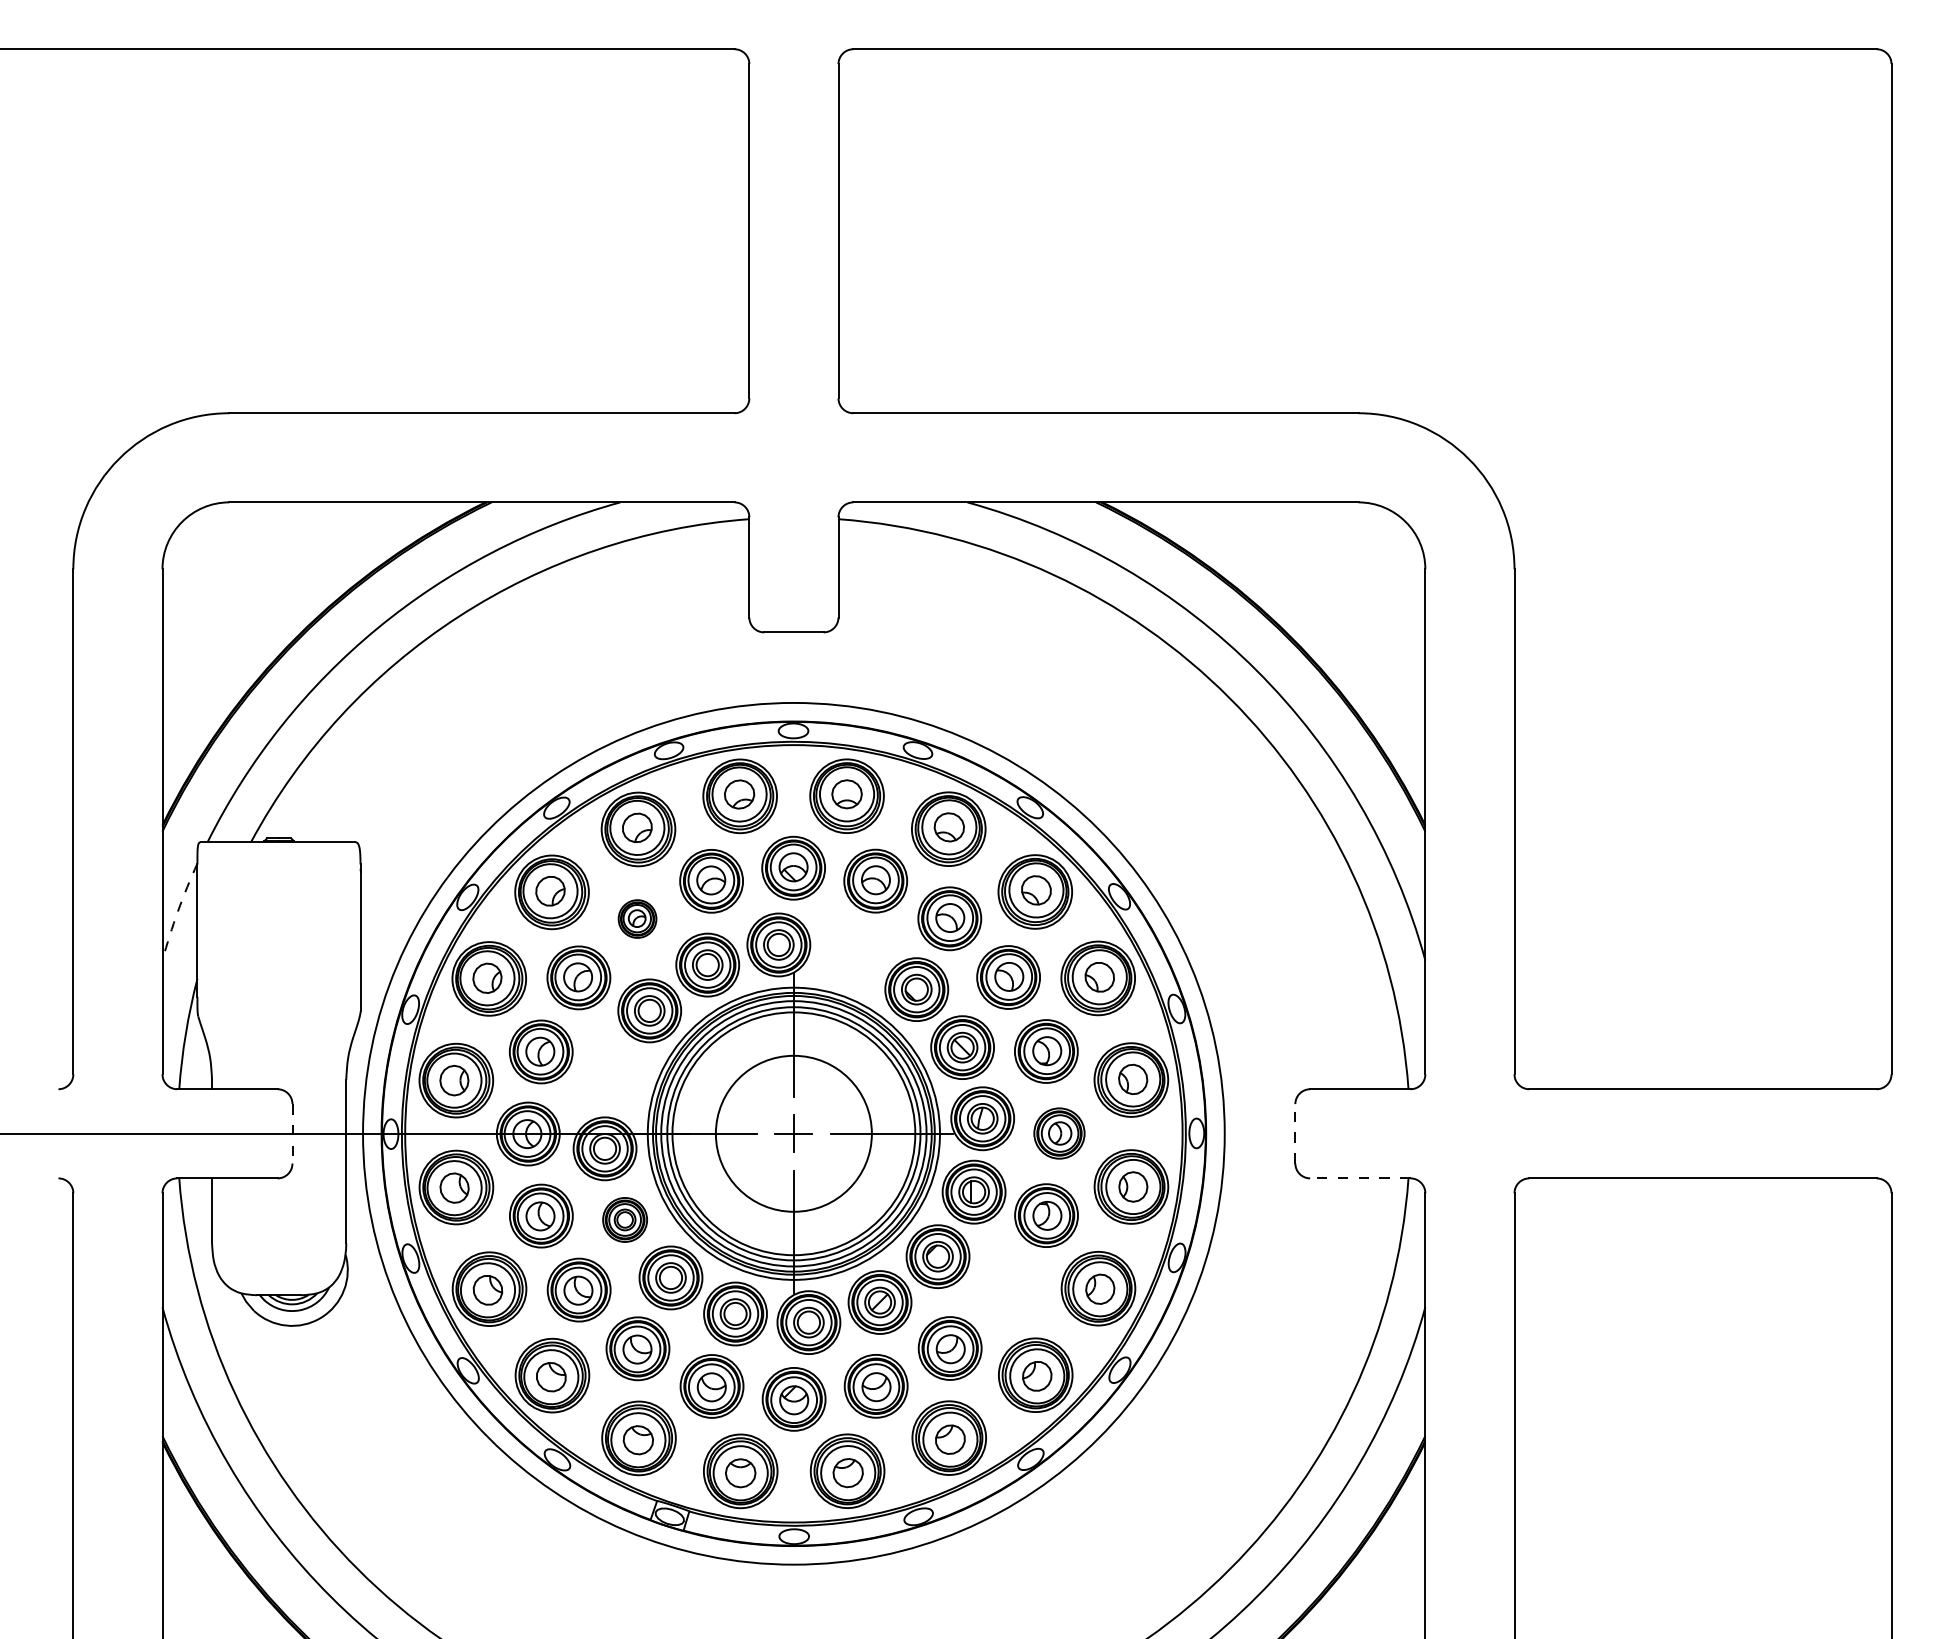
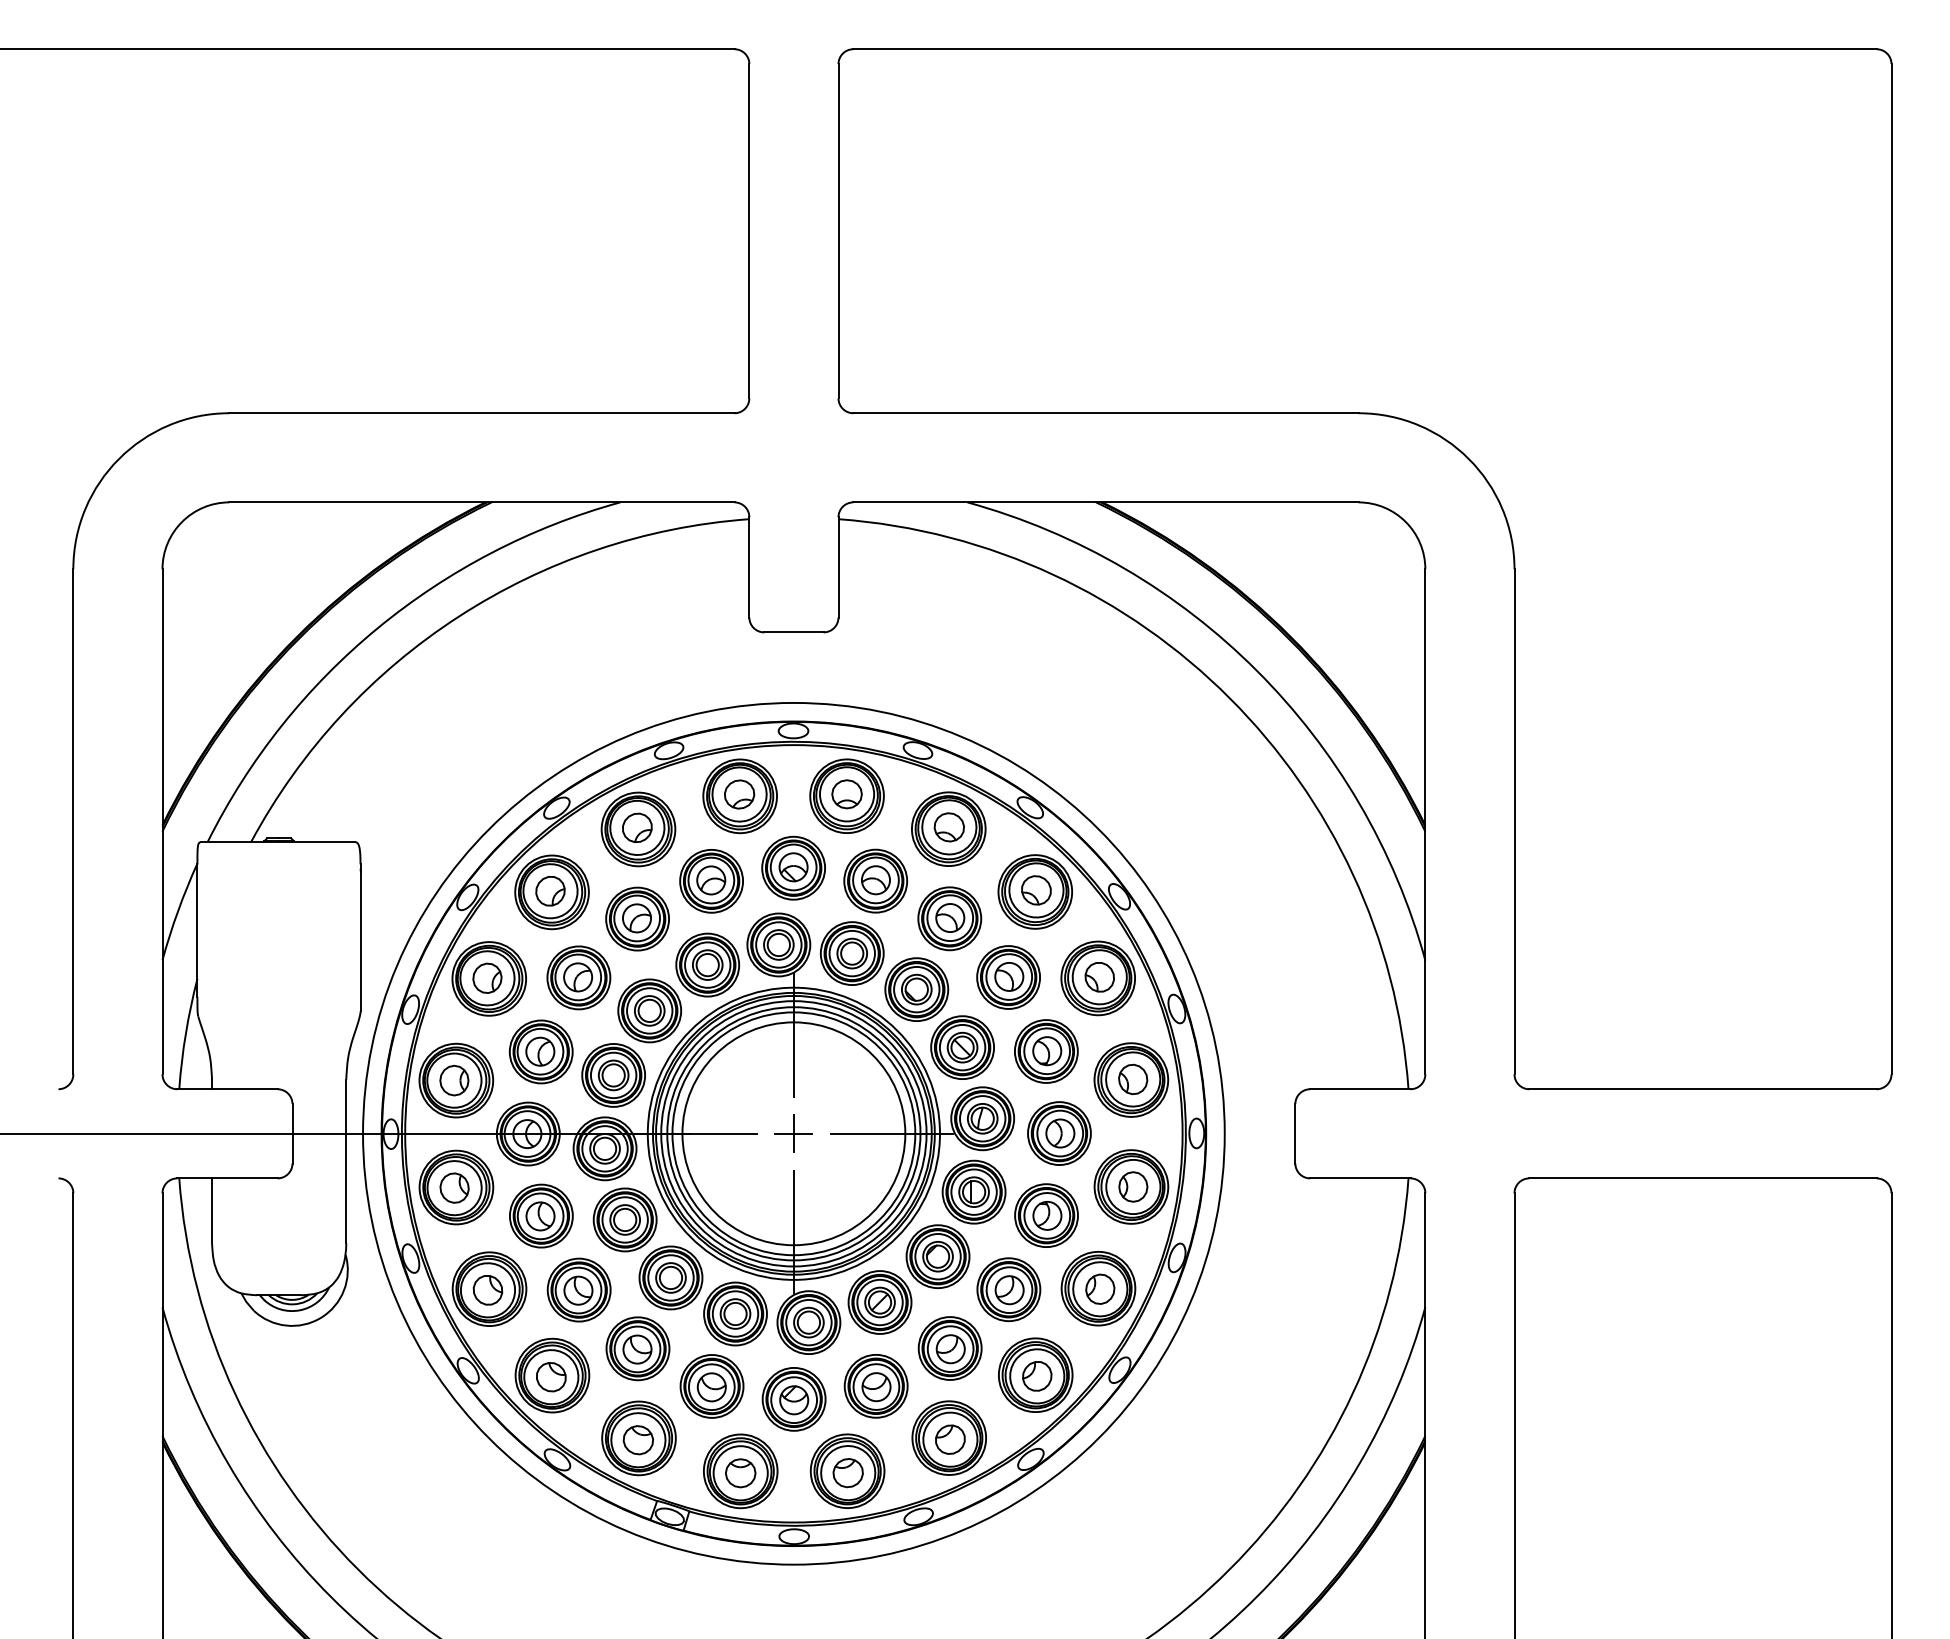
arc: dashed -> solid (178, 911)
part size: 41x40 px -> 65x66 px (637, 918)
part: none -> present (852, 953)
part: none -> present (613, 1075)
line: dashed -> solid (292, 1133)
circle diameter: 156 px -> 223 px (793, 1133)
part size: 53x53 px -> 65x65 px (1059, 1133)
line: dashed -> solid (1295, 1133)
line: dashed -> solid (1359, 1178)
part size: 46x46 px -> 66x66 px (624, 1219)
part: none -> present (1008, 1289)
